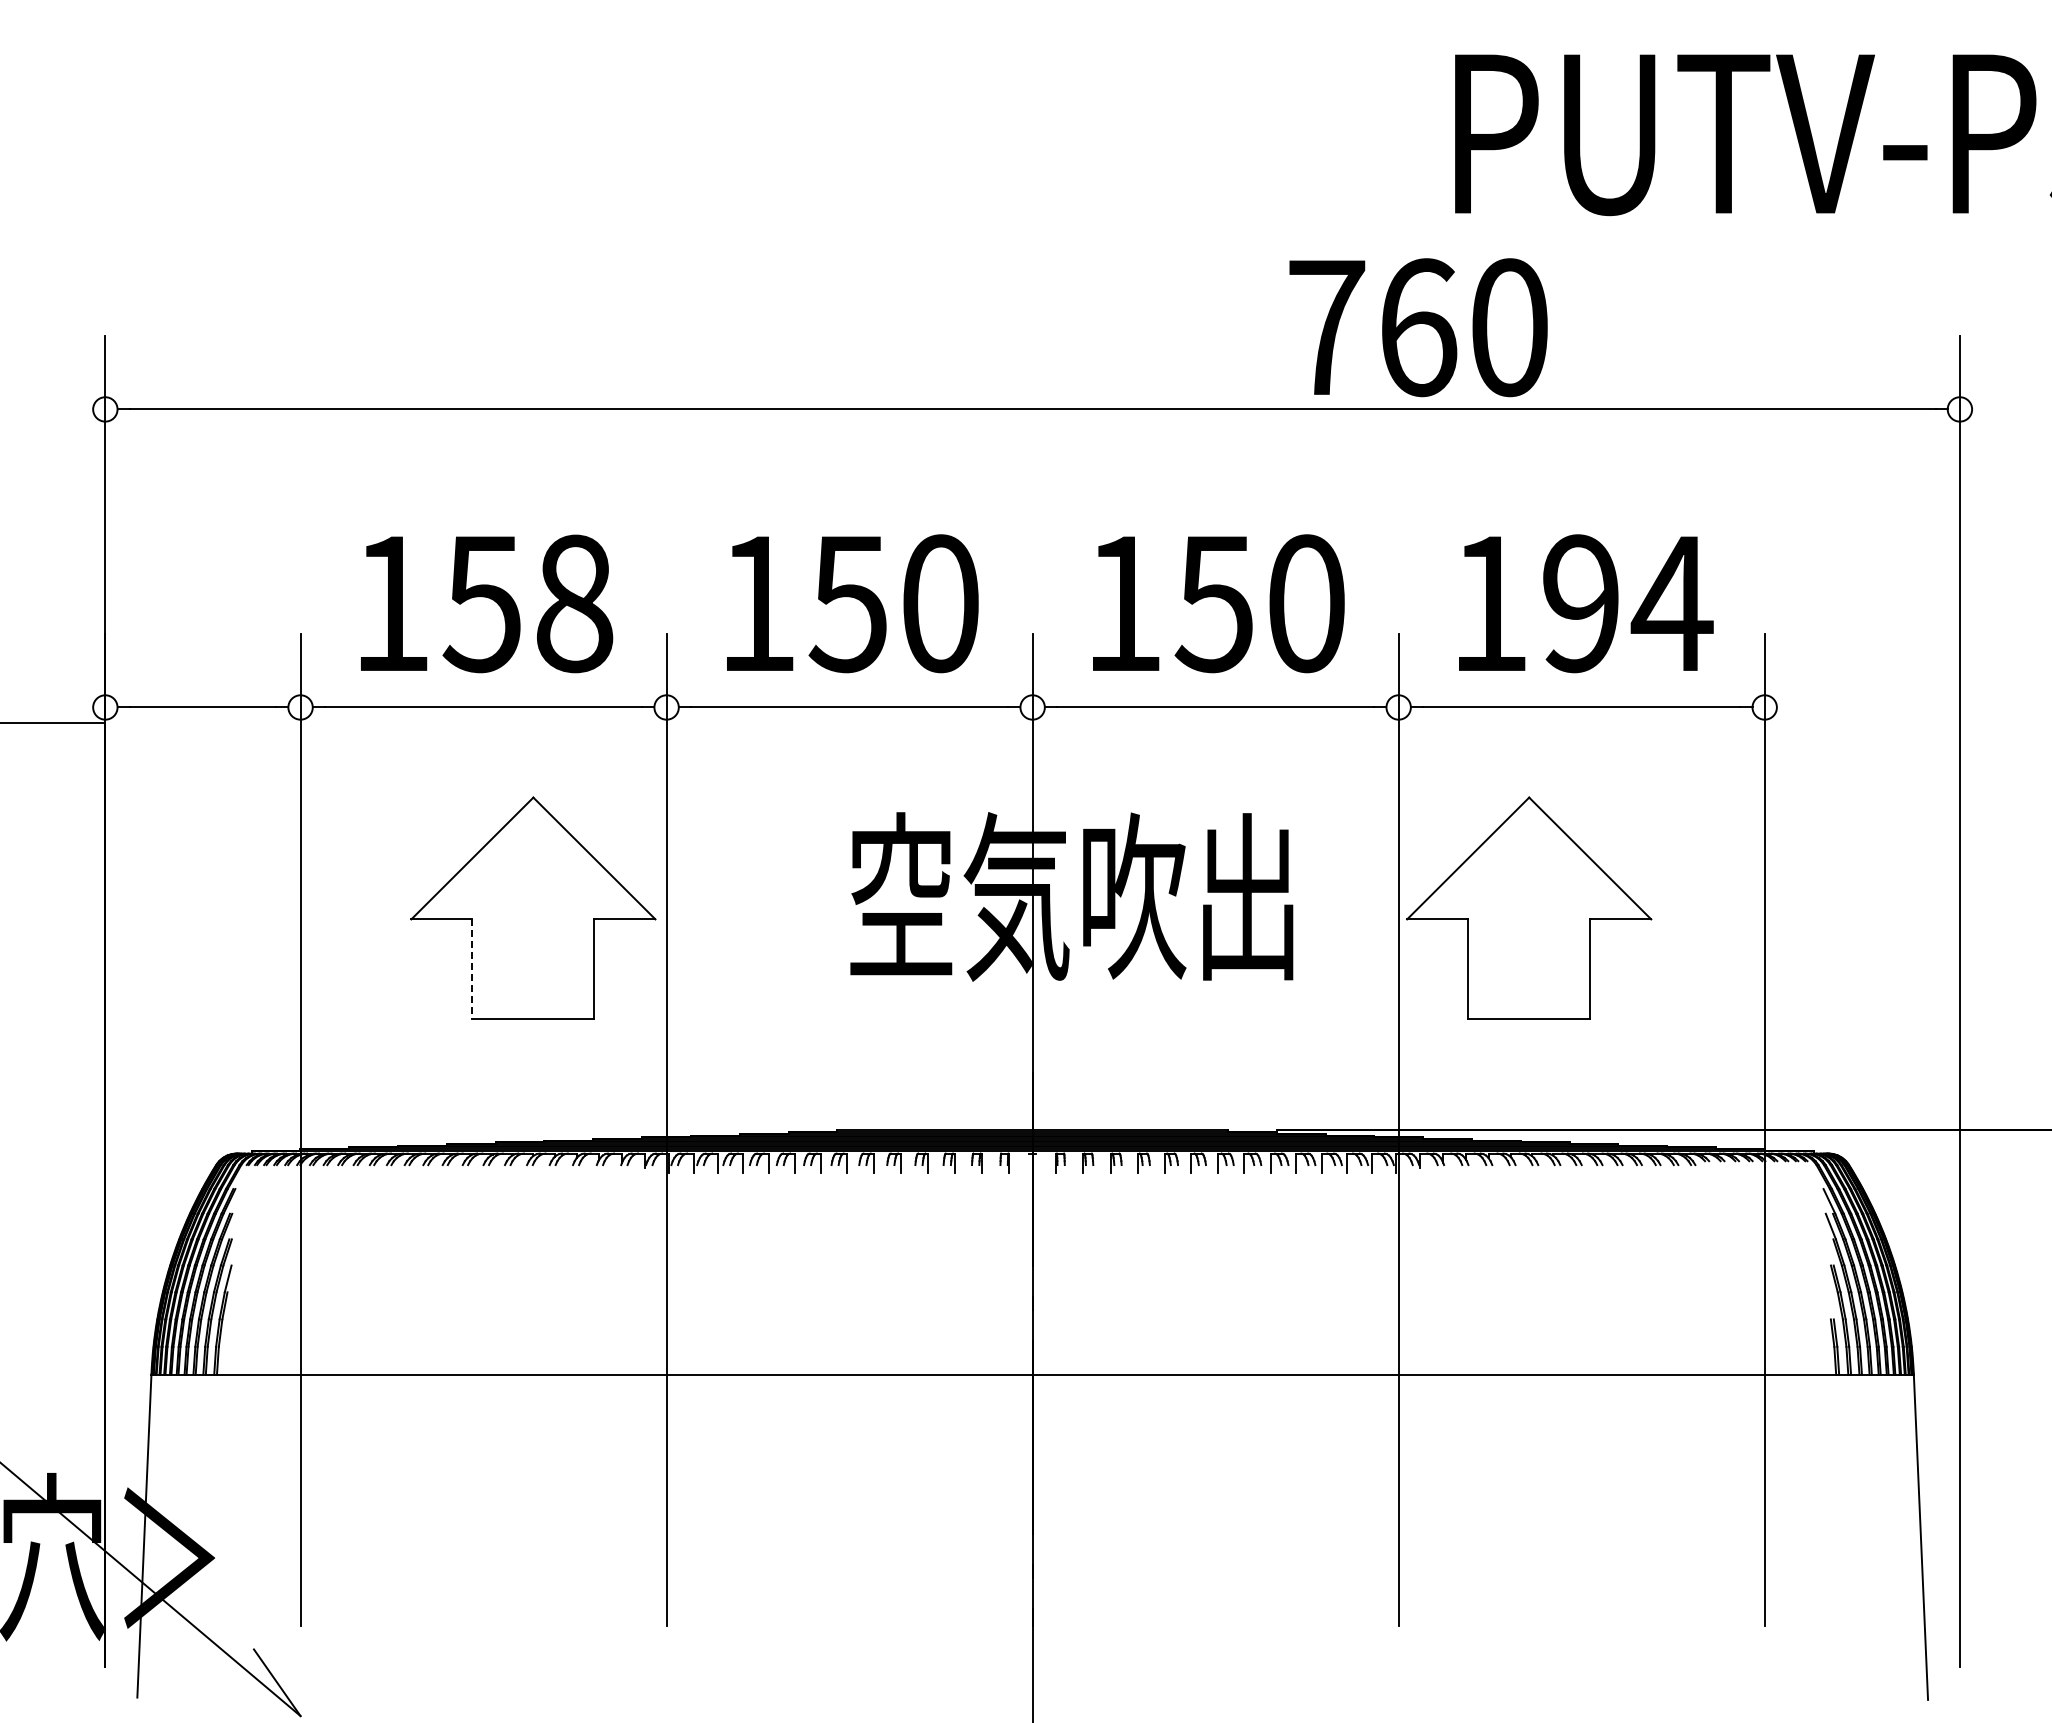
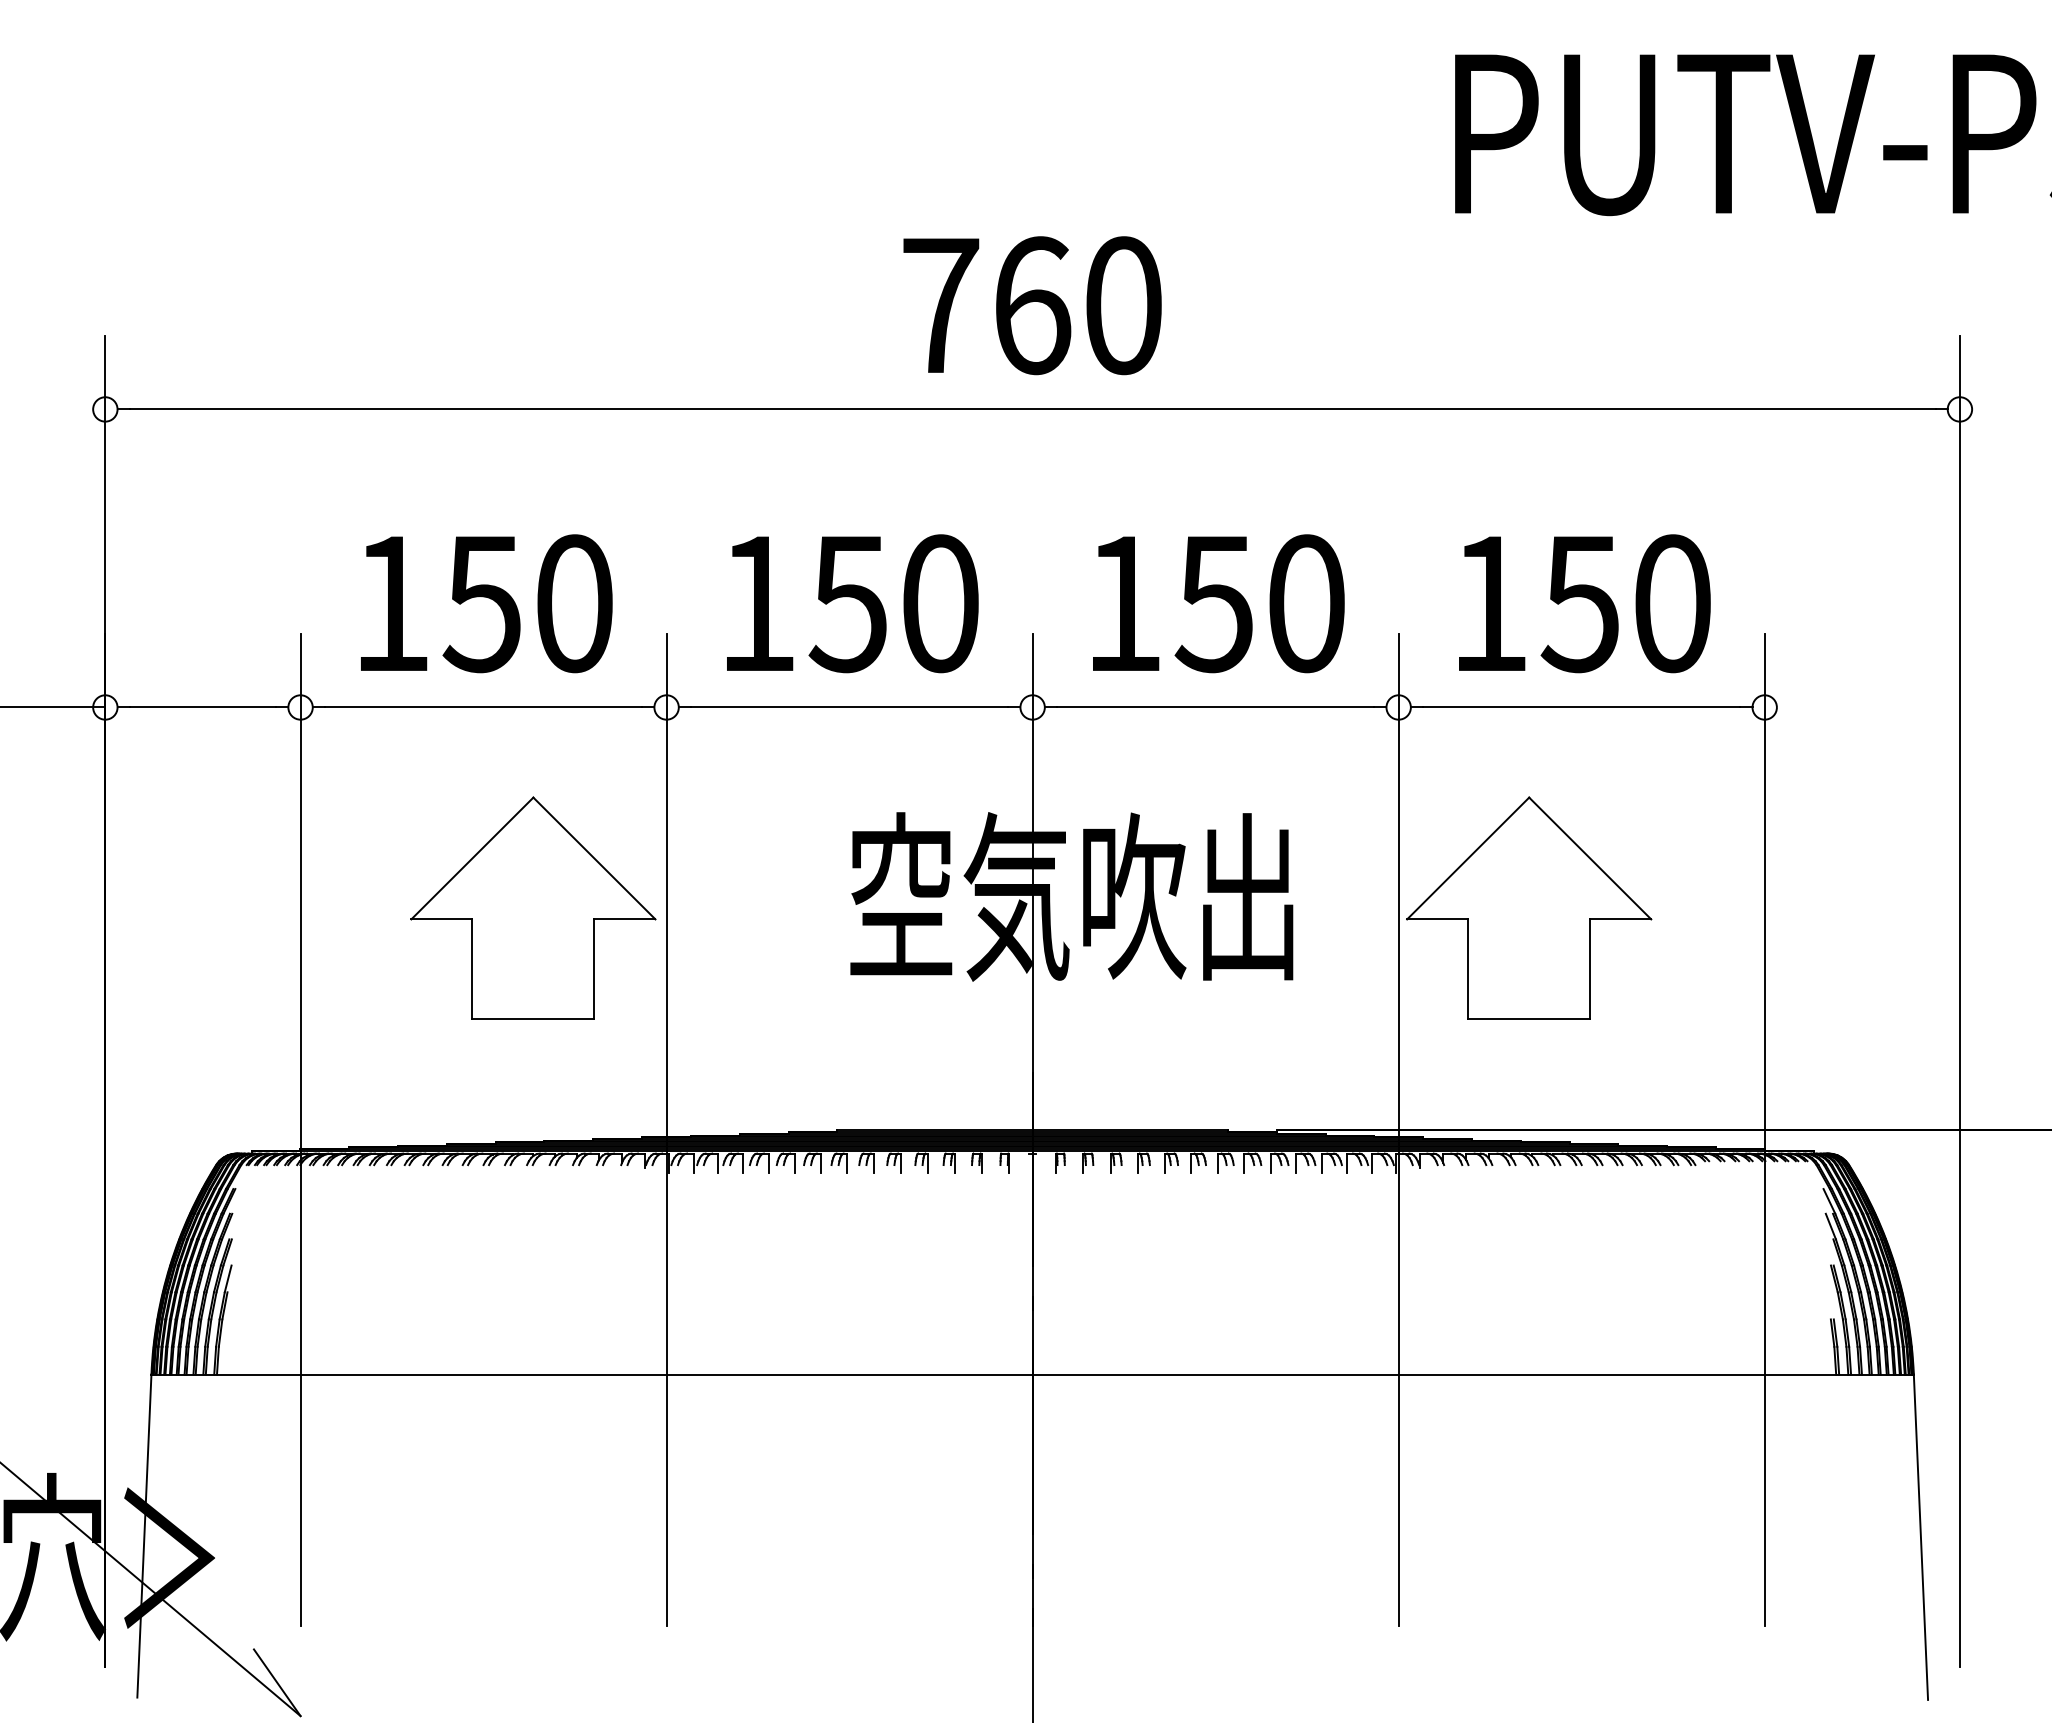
text position: (1418, 327) -> (1032, 305) (1032, 305)
text: 158 -> 150 (575, 603)
text: 194 -> 150 (1626, 603)
line position: (53, 723) -> (53, 707) (53, 707)
line: dashed -> solid (472, 969)
